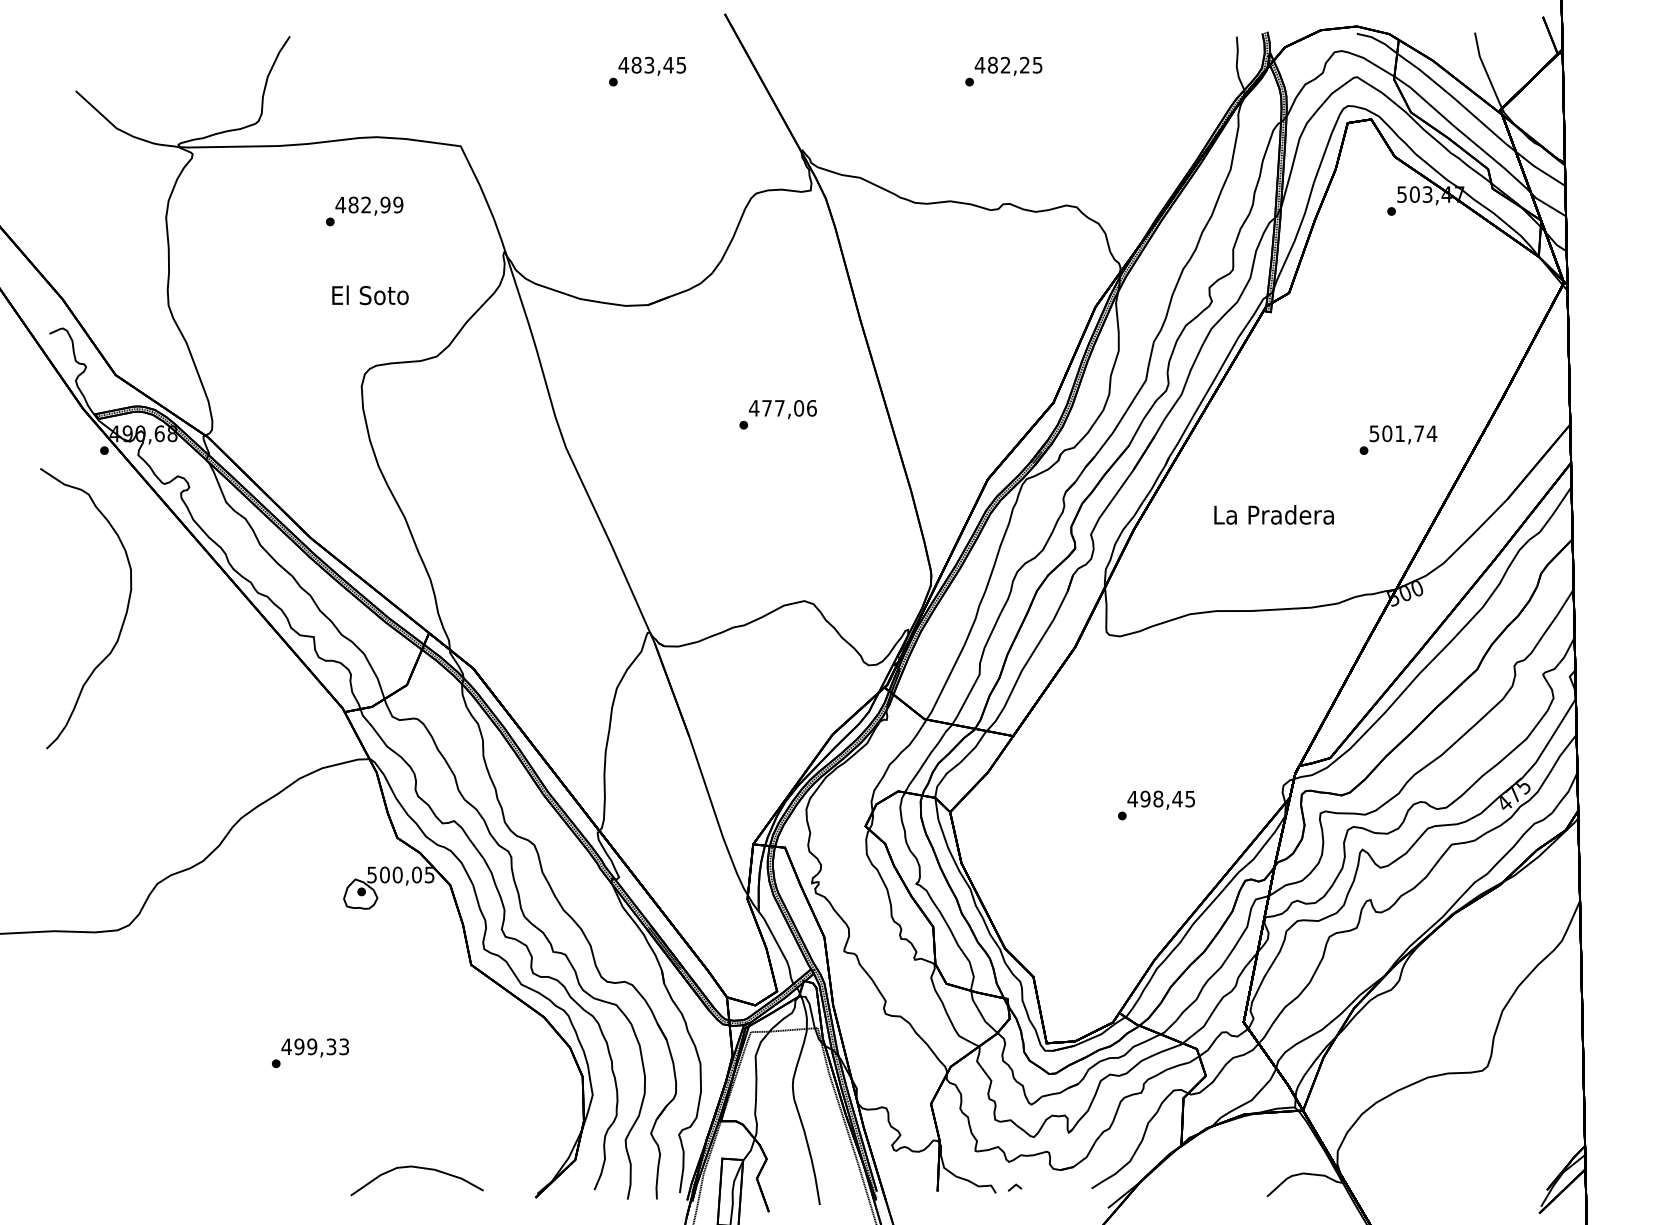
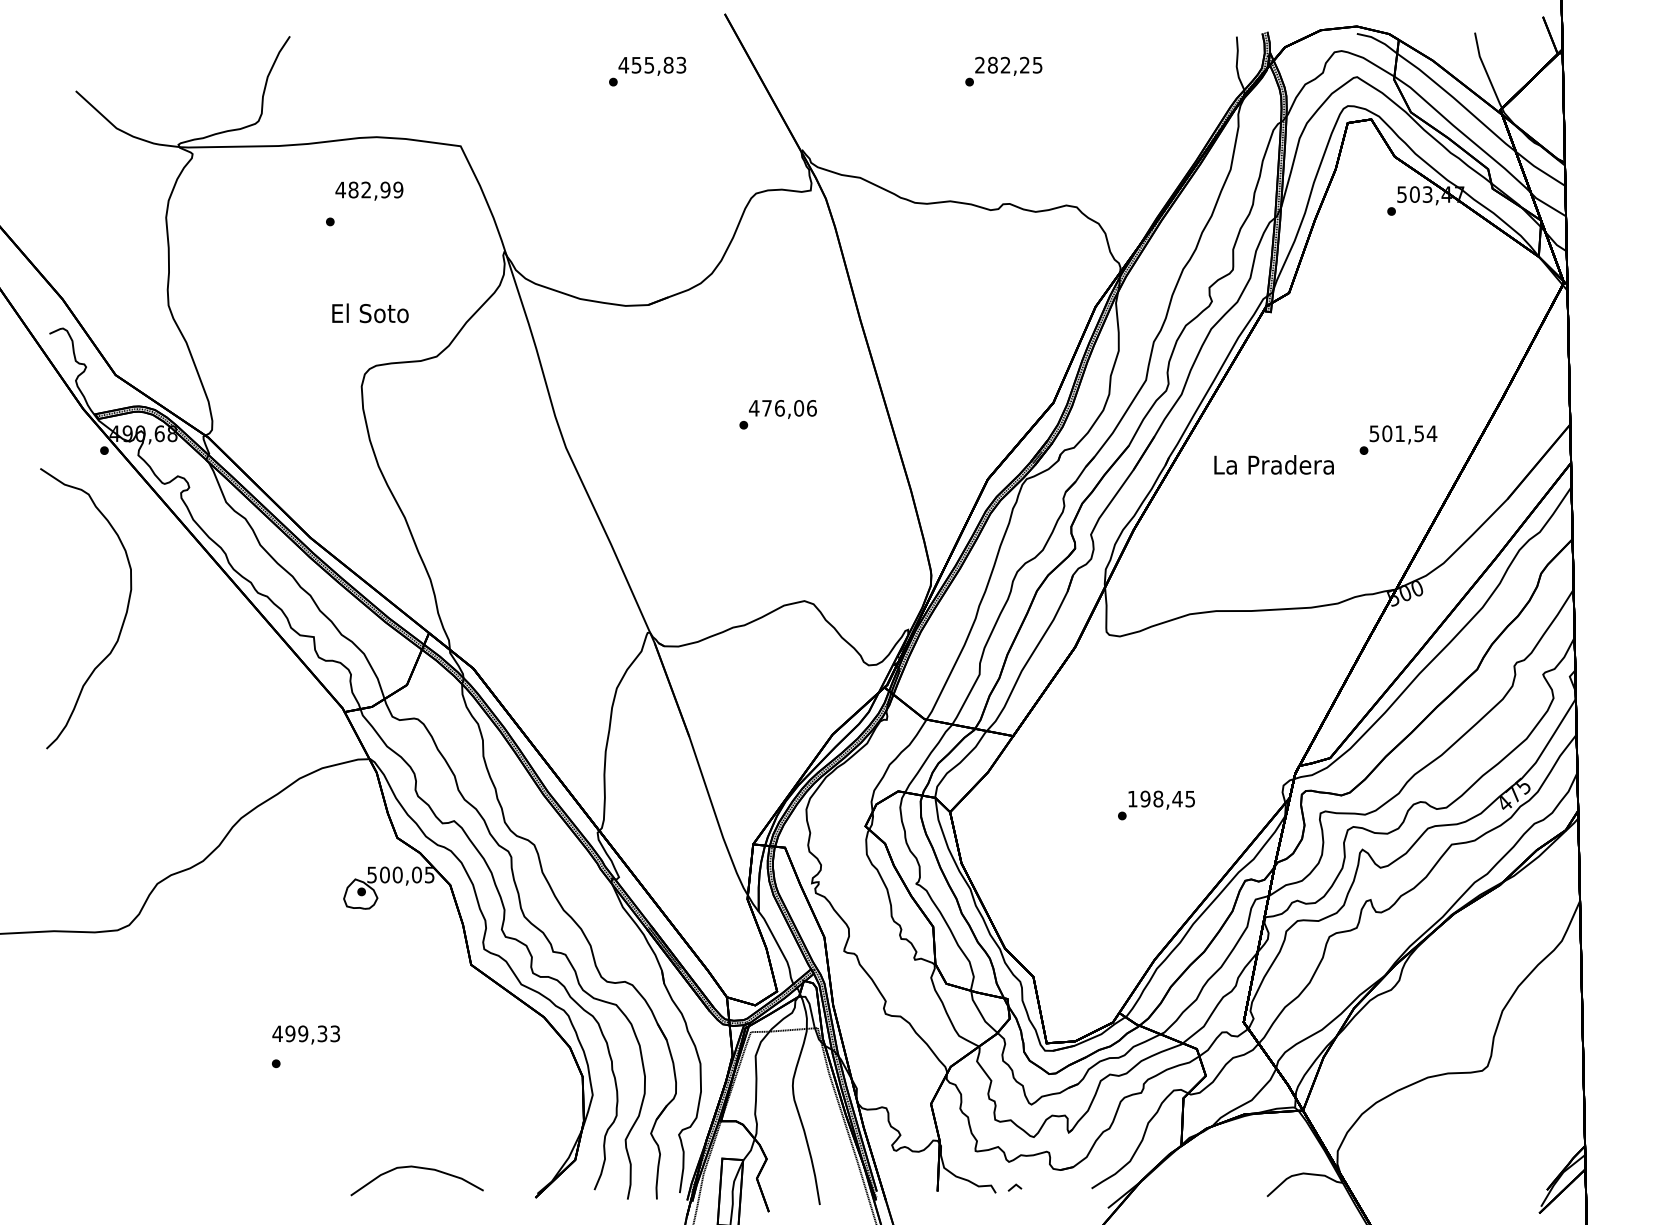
text: 483,45 -> 455,83 (658, 64)
text: 482,25 -> 282,25 (979, 64)
text position: (369, 205) -> (369, 190) (369, 190)
text position: (370, 295) -> (370, 313) (370, 313)
text: 477,06 -> 476,06 (779, 408)
text: 501,74 -> 501,54 (1418, 433)
text position: (1273, 514) -> (1273, 464) (1273, 464)
text: 498,45 -> 198,45 (1132, 799)
text position: (314, 1047) -> (305, 1034) (305, 1034)
